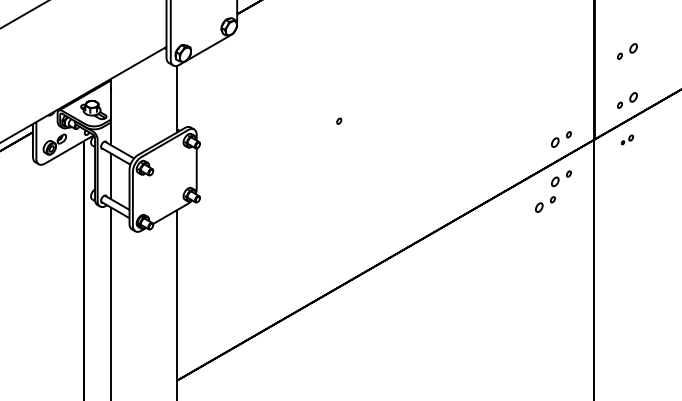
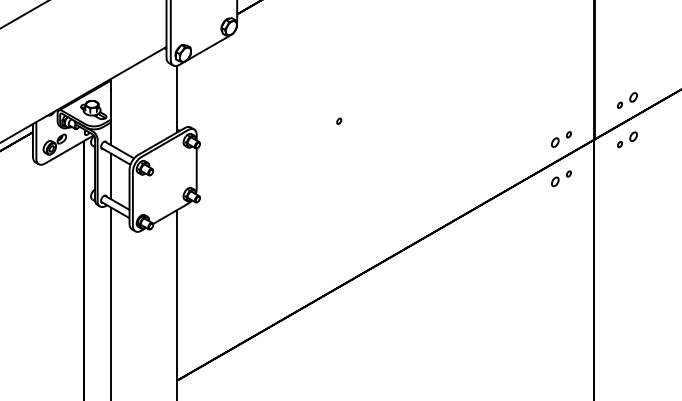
part: present -> none (627, 51)
part size: 15x12 px -> 21x18 px (627, 139)
part: present -> none (545, 204)
